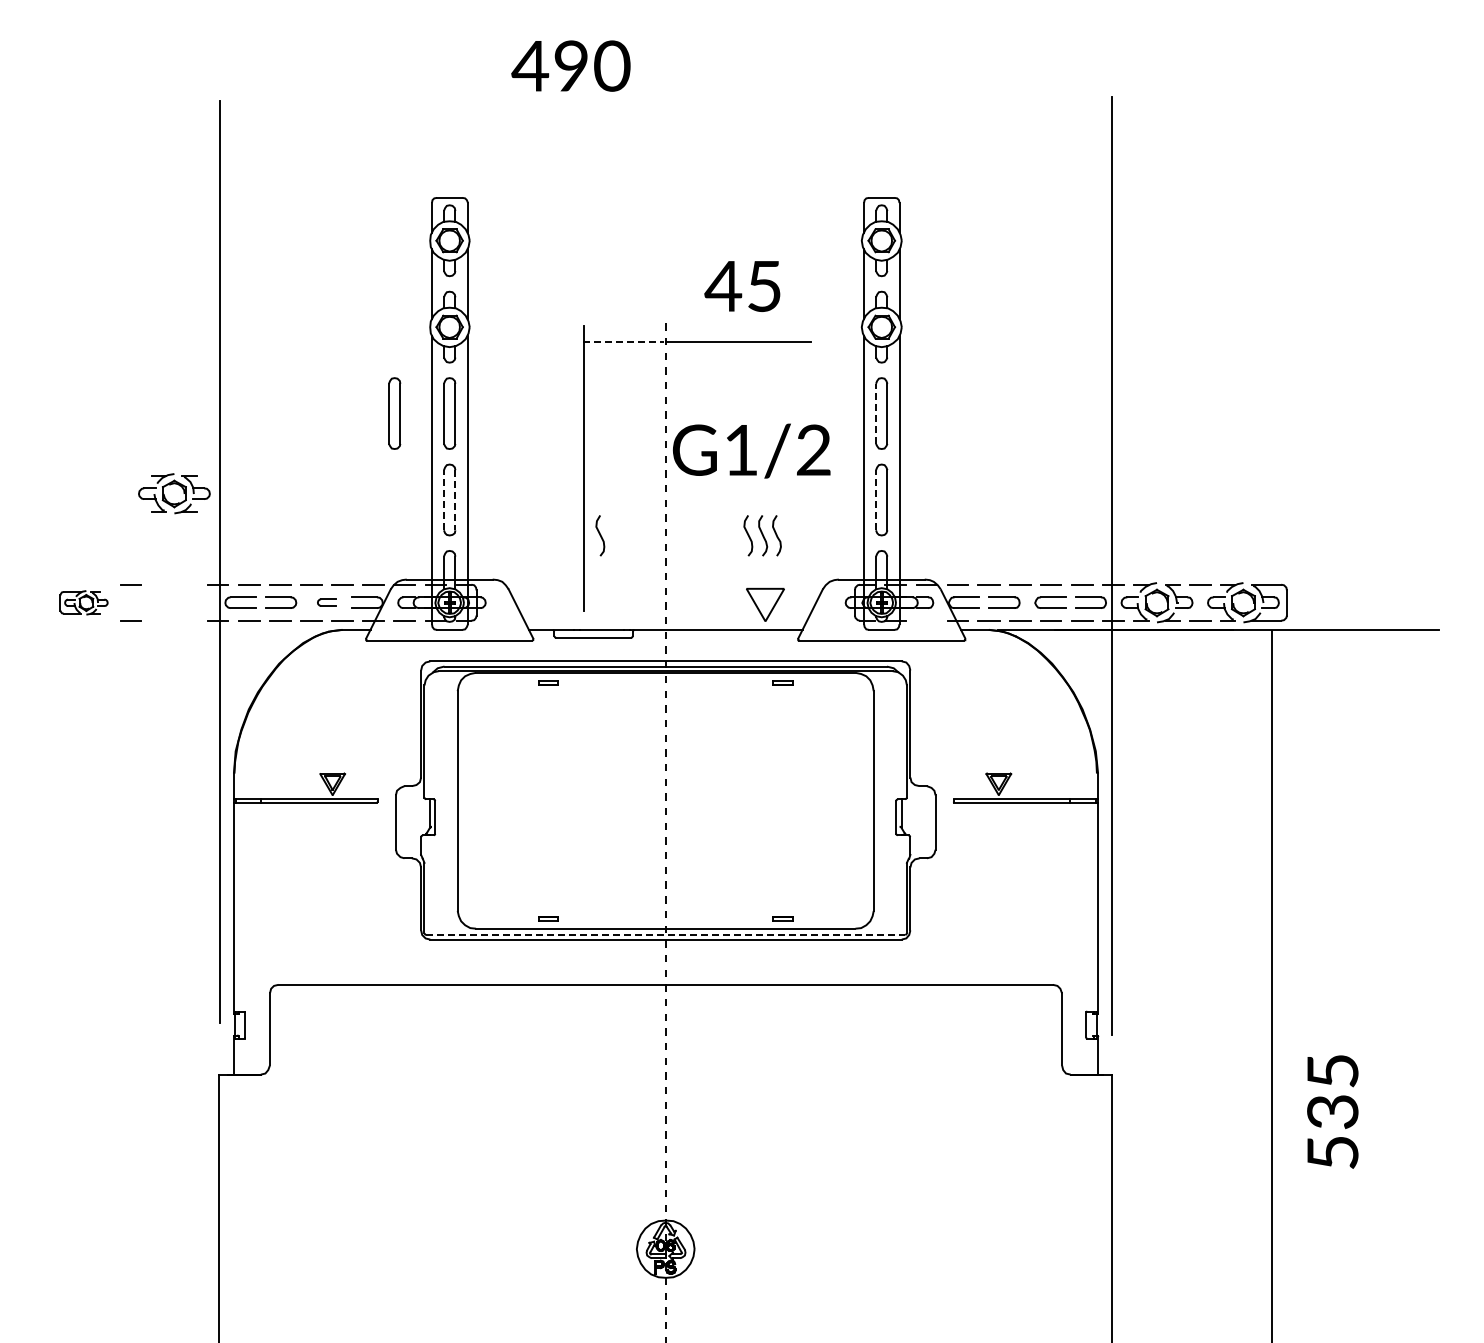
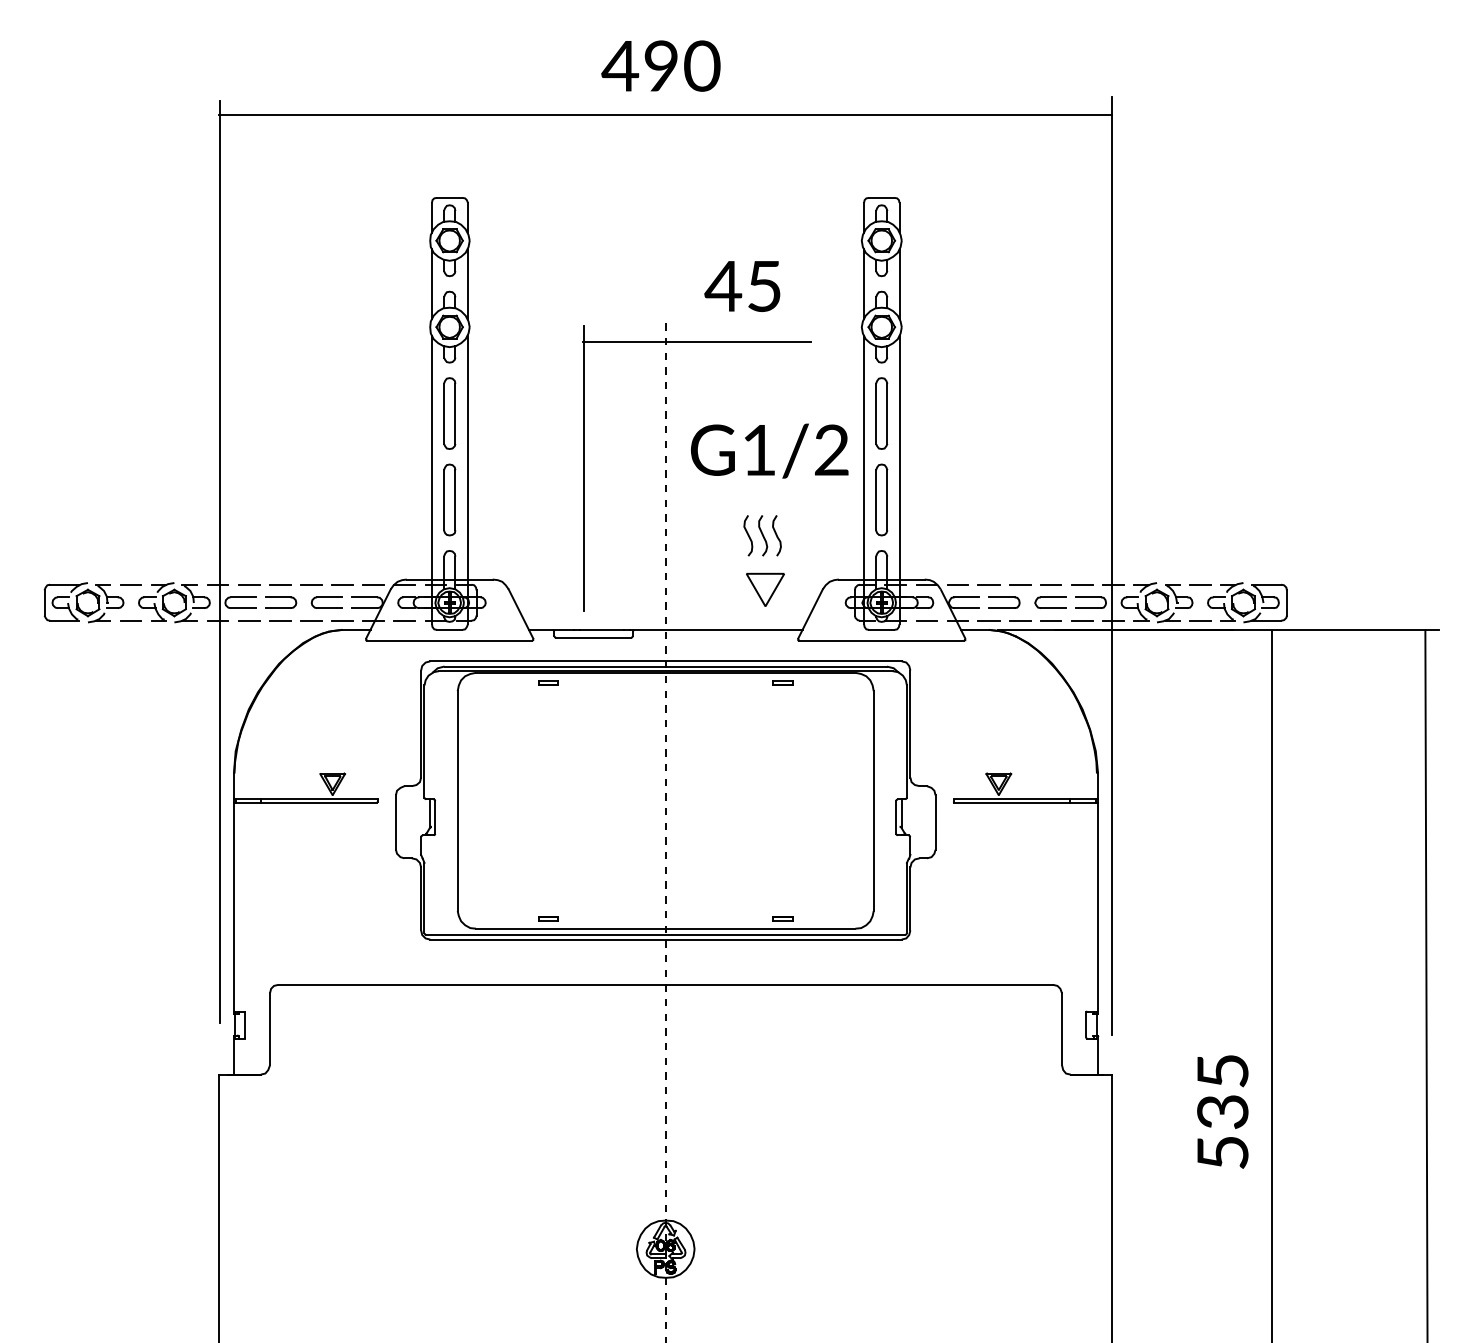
text position: (570, 65) -> (660, 65) (660, 65)
line: none -> present (665, 114)
line: dashed -> solid (623, 341)
part: present -> none (394, 413)
line: dashed -> solid (876, 413)
text position: (751, 450) -> (769, 450) (769, 450)
part position: (174, 493) -> (174, 602) (174, 602)
line: dashed -> solid (443, 499)
line: dashed -> solid (876, 499)
line: dashed -> solid (455, 500)
curve: present -> none (600, 535)
part size: 50x26 px -> 82x42 px (83, 602)
part size: 20x9 px -> 32x13 px (326, 602)
part position: (765, 604) -> (765, 589) (765, 589)
line: none -> present (926, 620)
line: dashed -> solid (666, 935)
line: none -> present (1426, 984)
text position: (1332, 1111) -> (1222, 1111) (1222, 1111)
